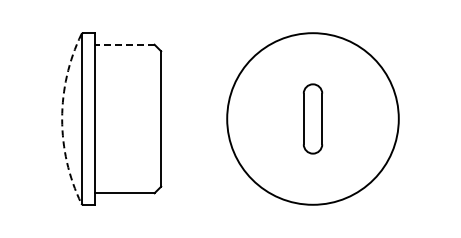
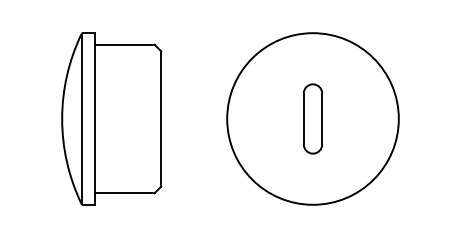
line: dashed -> solid (124, 44)
arc: dashed -> solid (62, 118)
